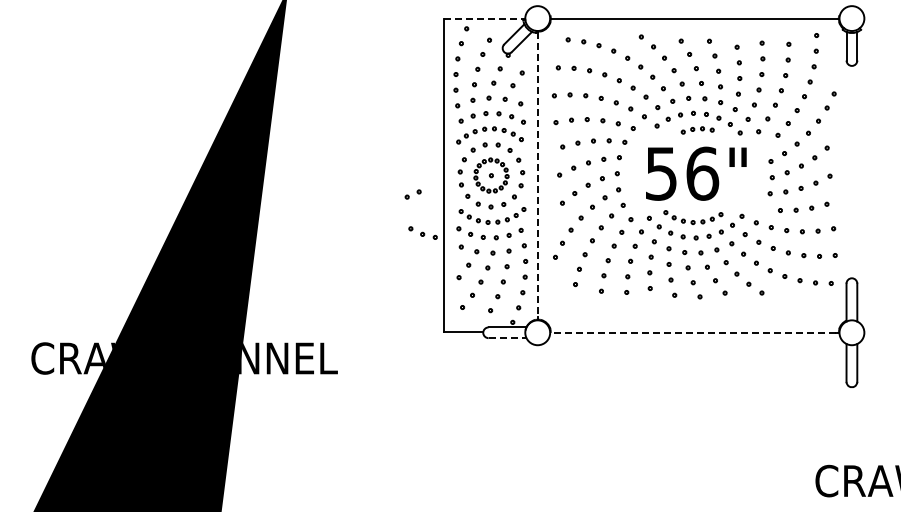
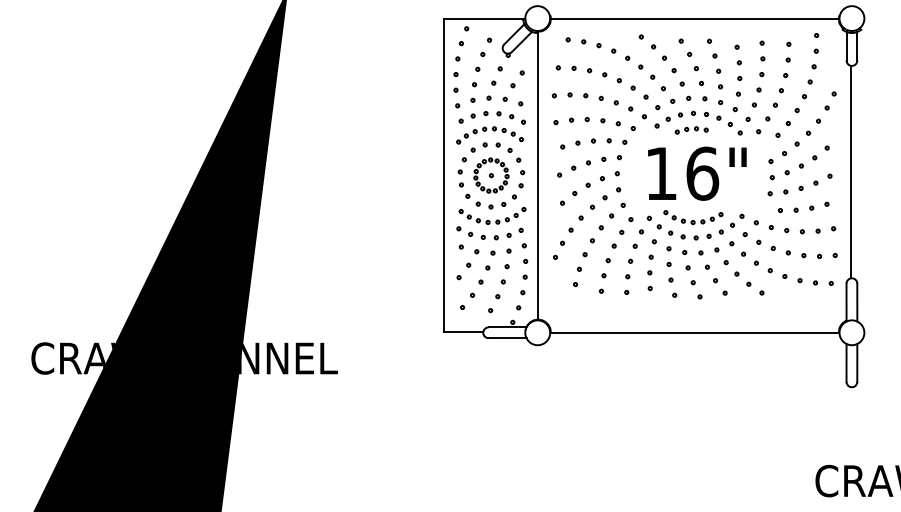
line: dashed -> solid (485, 18)
part position: (697, 130) -> (691, 130) (691, 130)
line: none -> present (851, 171)
text: 56" -> 16" (661, 173)
line: dashed -> solid (537, 174)
part: present -> none (412, 194)
part: present -> none (422, 232)
line: dashed -> solid (692, 332)
line: dashed -> solid (507, 338)
